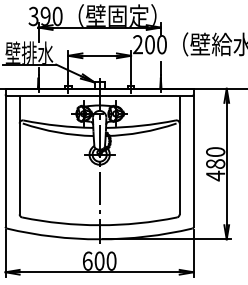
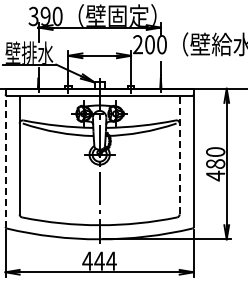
line: solid -> dashed (179, 155)
line: solid -> dashed (5, 158)
text: 600 -> 444 (99, 260)
